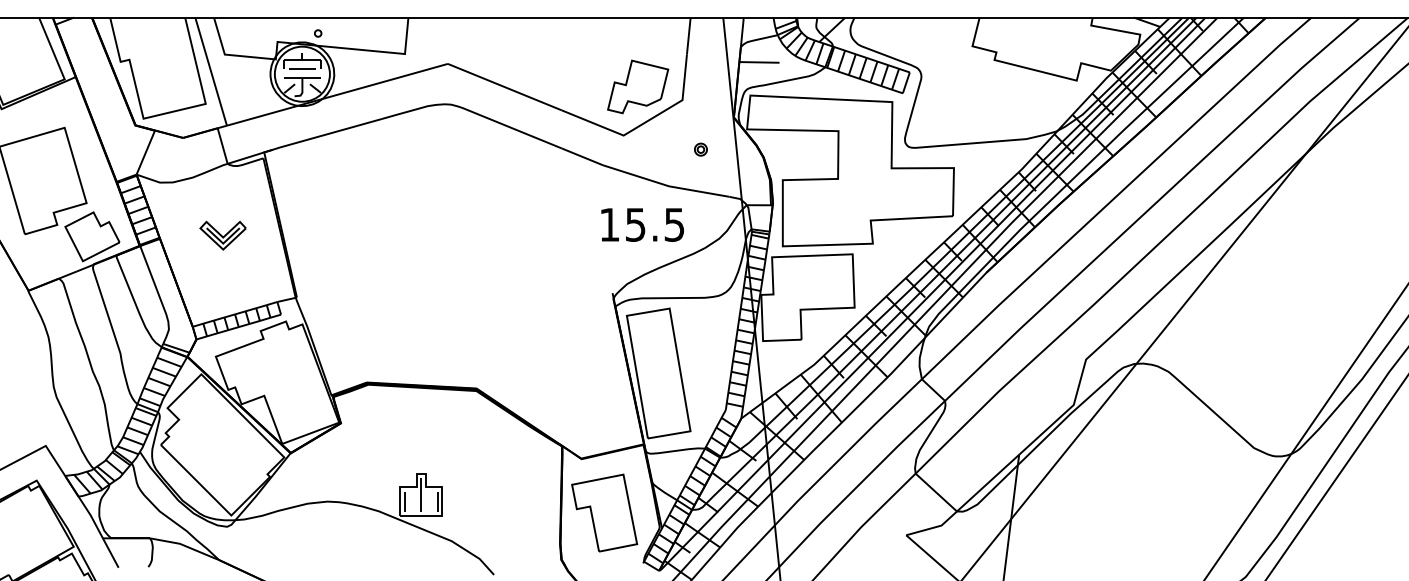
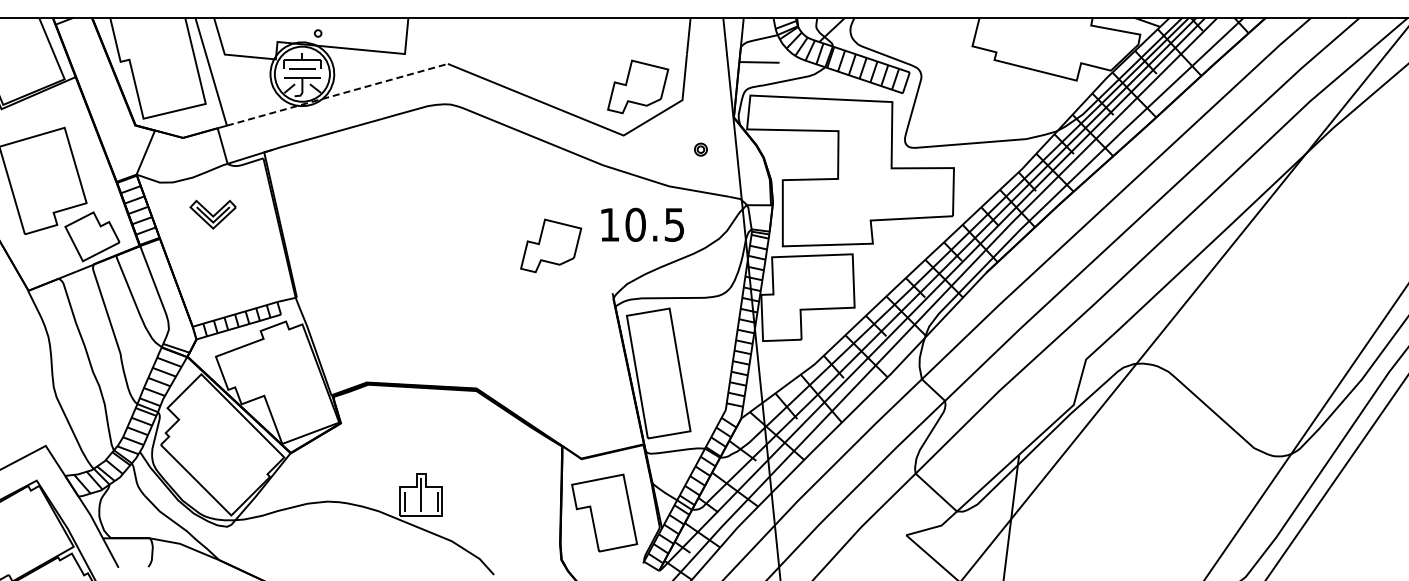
line: solid -> dashed (338, 94)
text: 15.5 -> 10.5 (635, 224)
part position: (222, 235) -> (212, 214) (212, 214)
part: none -> present (551, 245)
